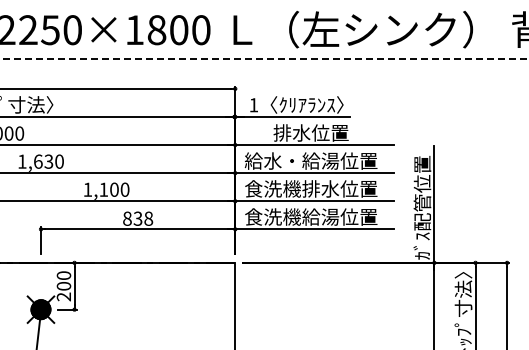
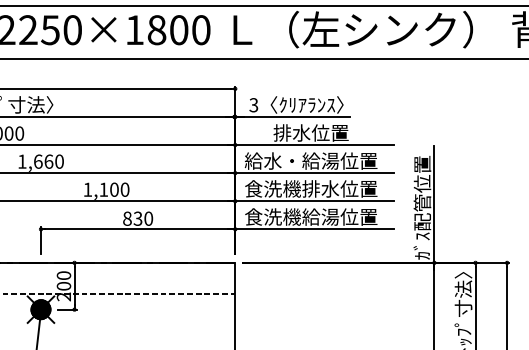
line: none -> present (263, 5)
line: dashed -> solid (264, 58)
text: 1 -> 3 (253, 105)
text: 1,630 -> 1,660 (48, 161)
text: 838 -> 830 (148, 218)
line: none -> present (118, 293)
